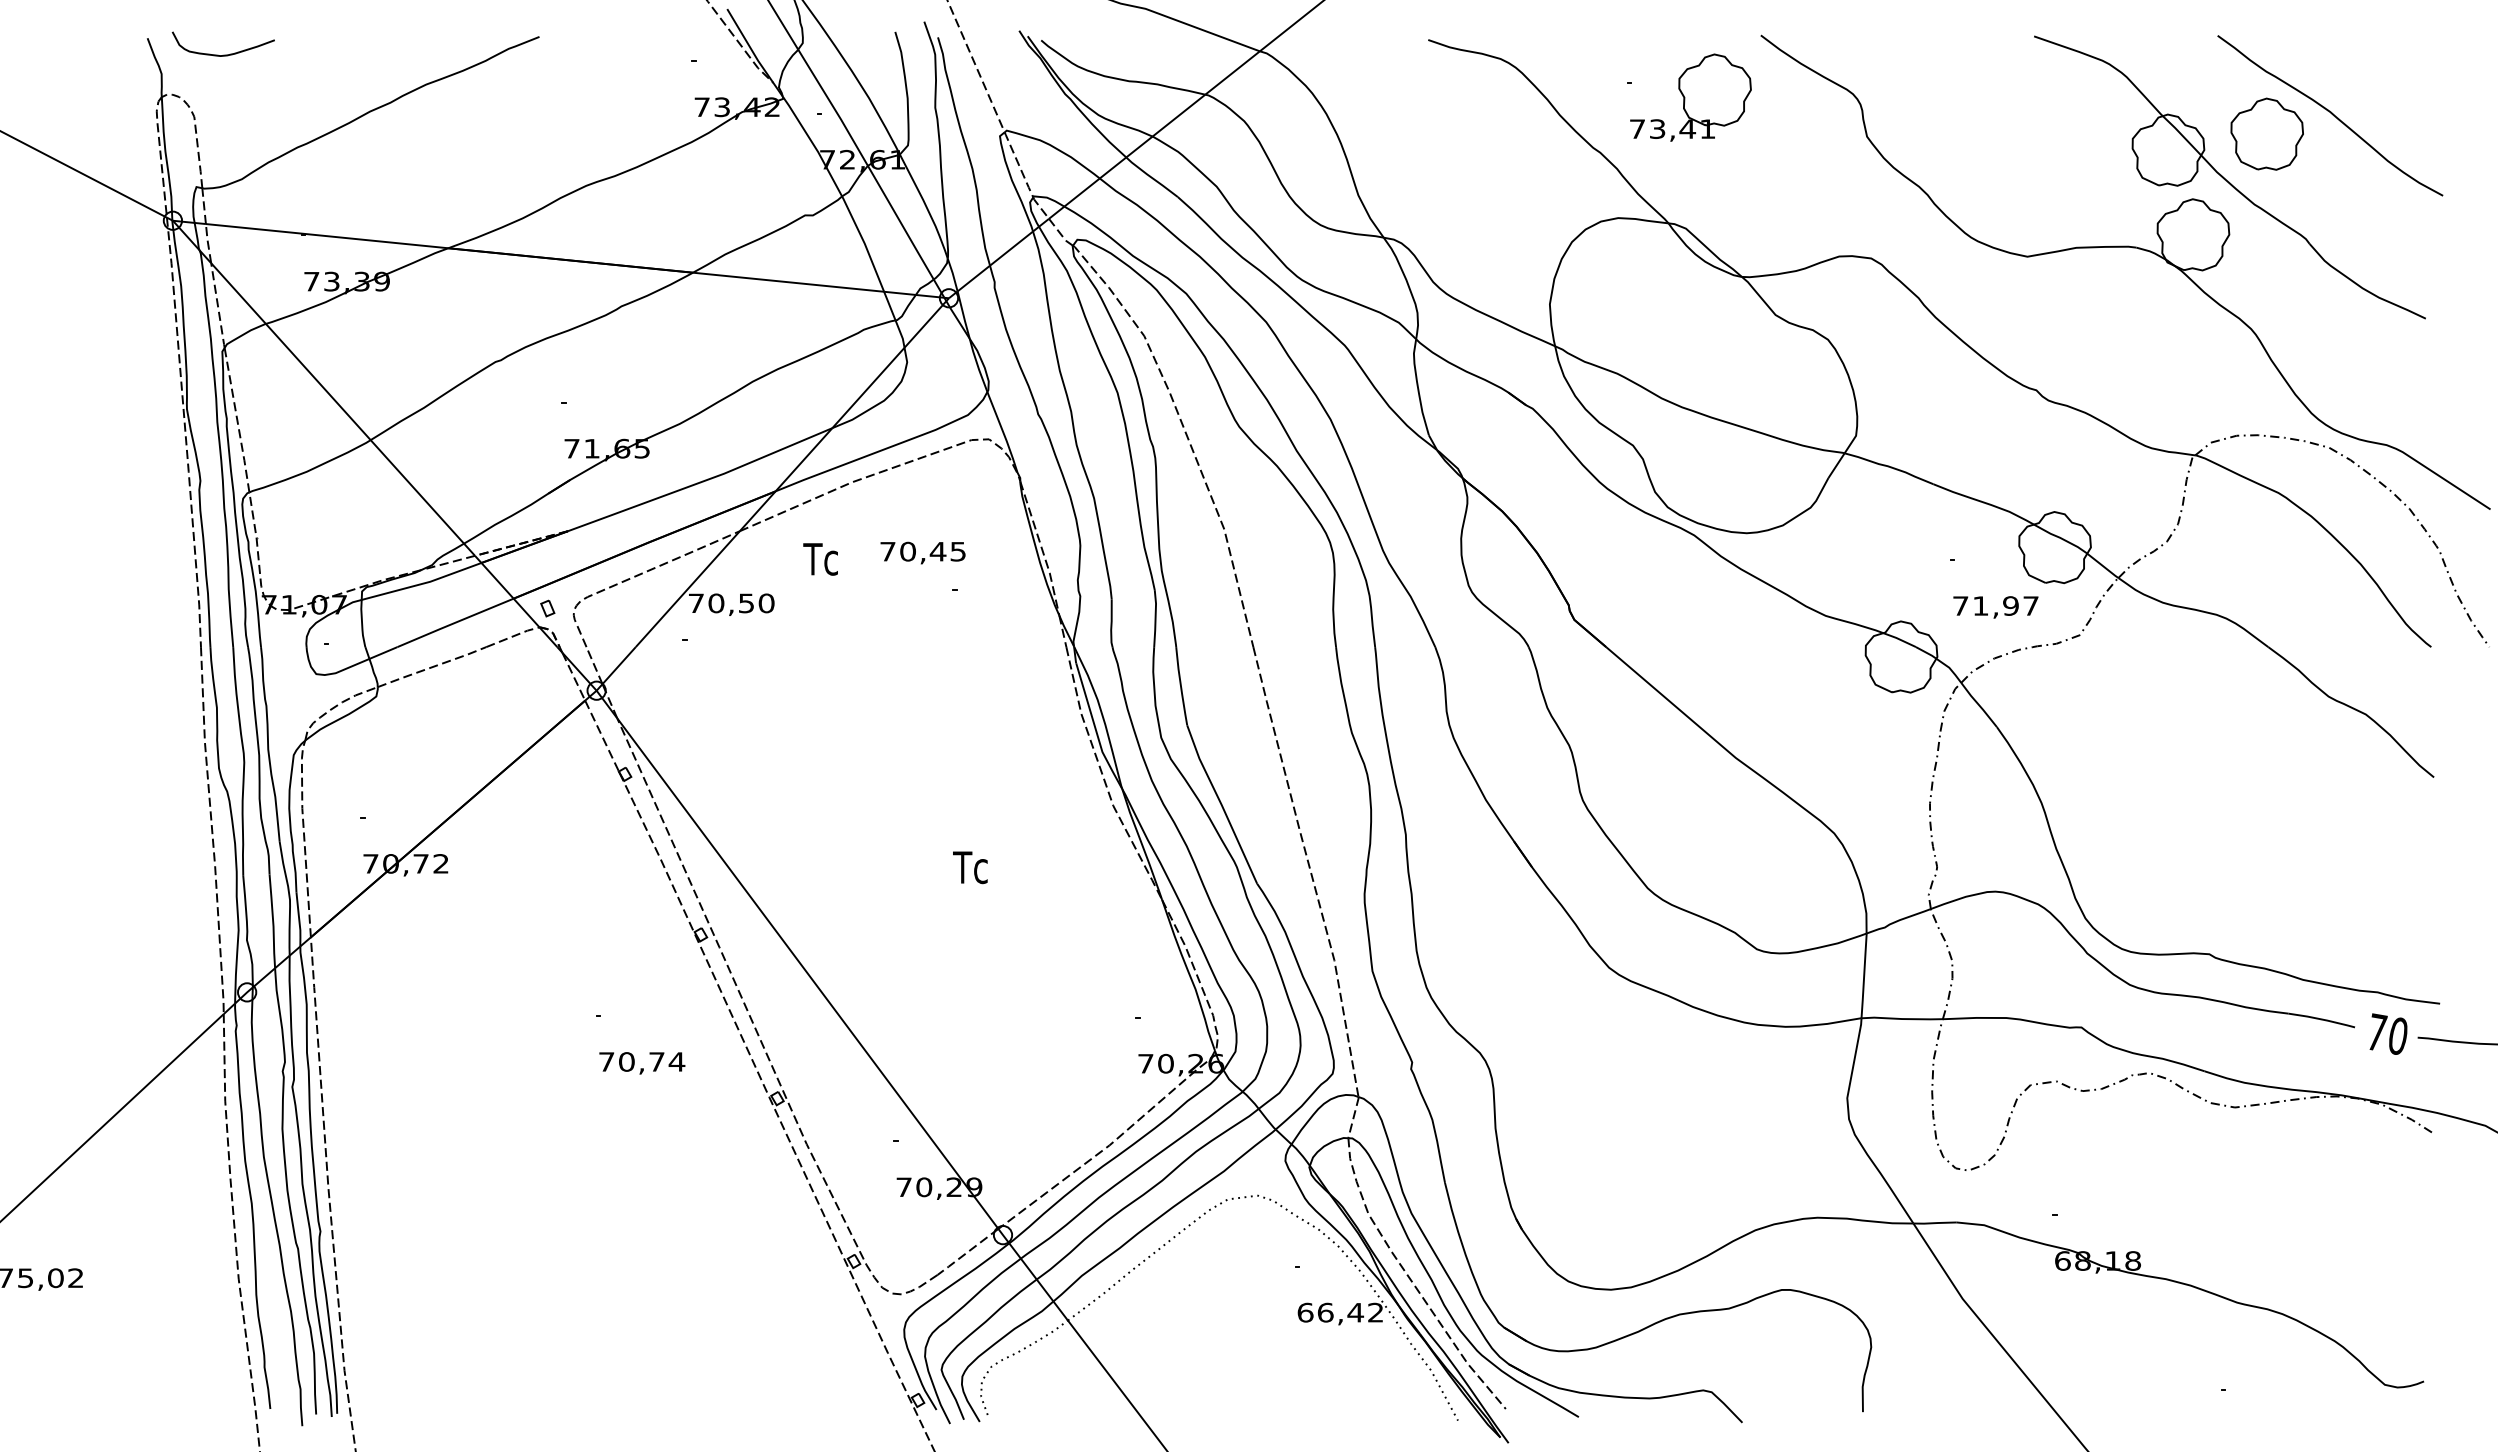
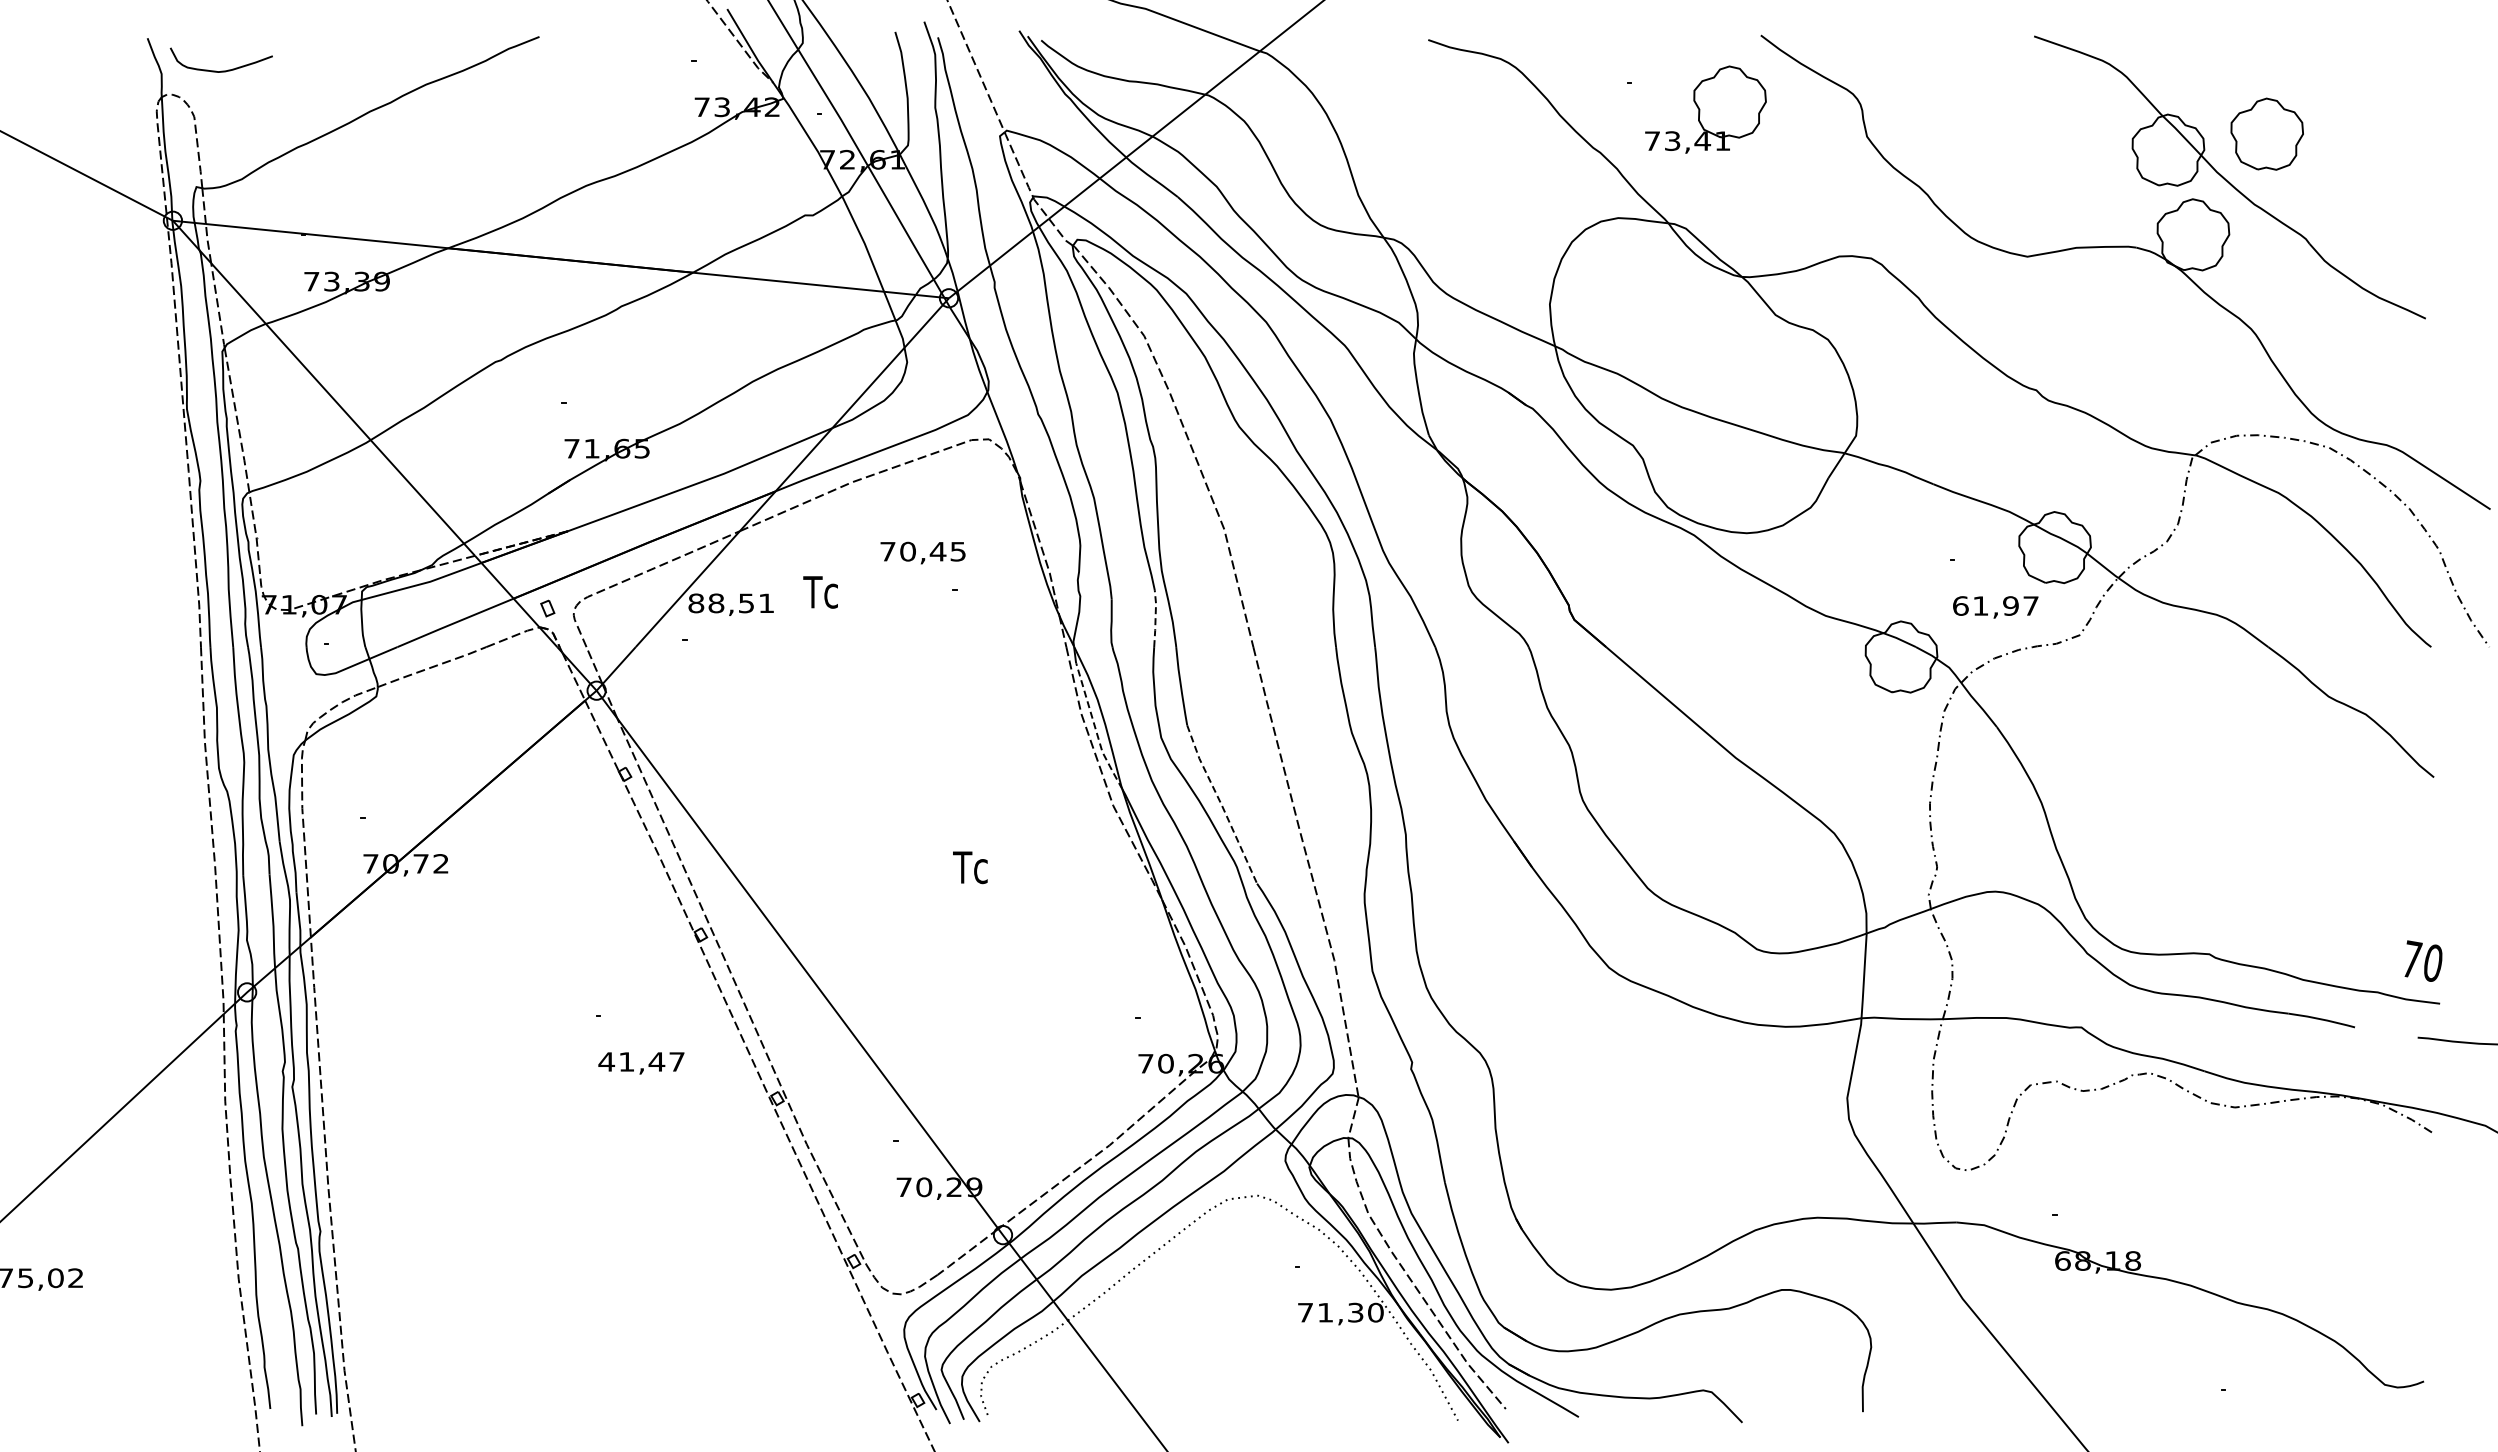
curve position: (223, 54) -> (221, 70) (221, 70)
part position: (1690, 97) -> (1705, 109) (1705, 109)
curve: present -> none (2331, 114)
text position: (820, 559) -> (820, 592) (820, 592)
text: 70,50 -> 88,51 (731, 603)
text: 71,97 -> 61,97 (1960, 605)
line: solid -> dashed (1155, 618)
line: solid -> dashed (1095, 729)
line: solid -> dashed (1221, 804)
text position: (2388, 1033) -> (2423, 960) (2423, 960)
text: 70,74 -> 41,47 (641, 1061)
text: 66,42 -> 71,30 (1340, 1312)
